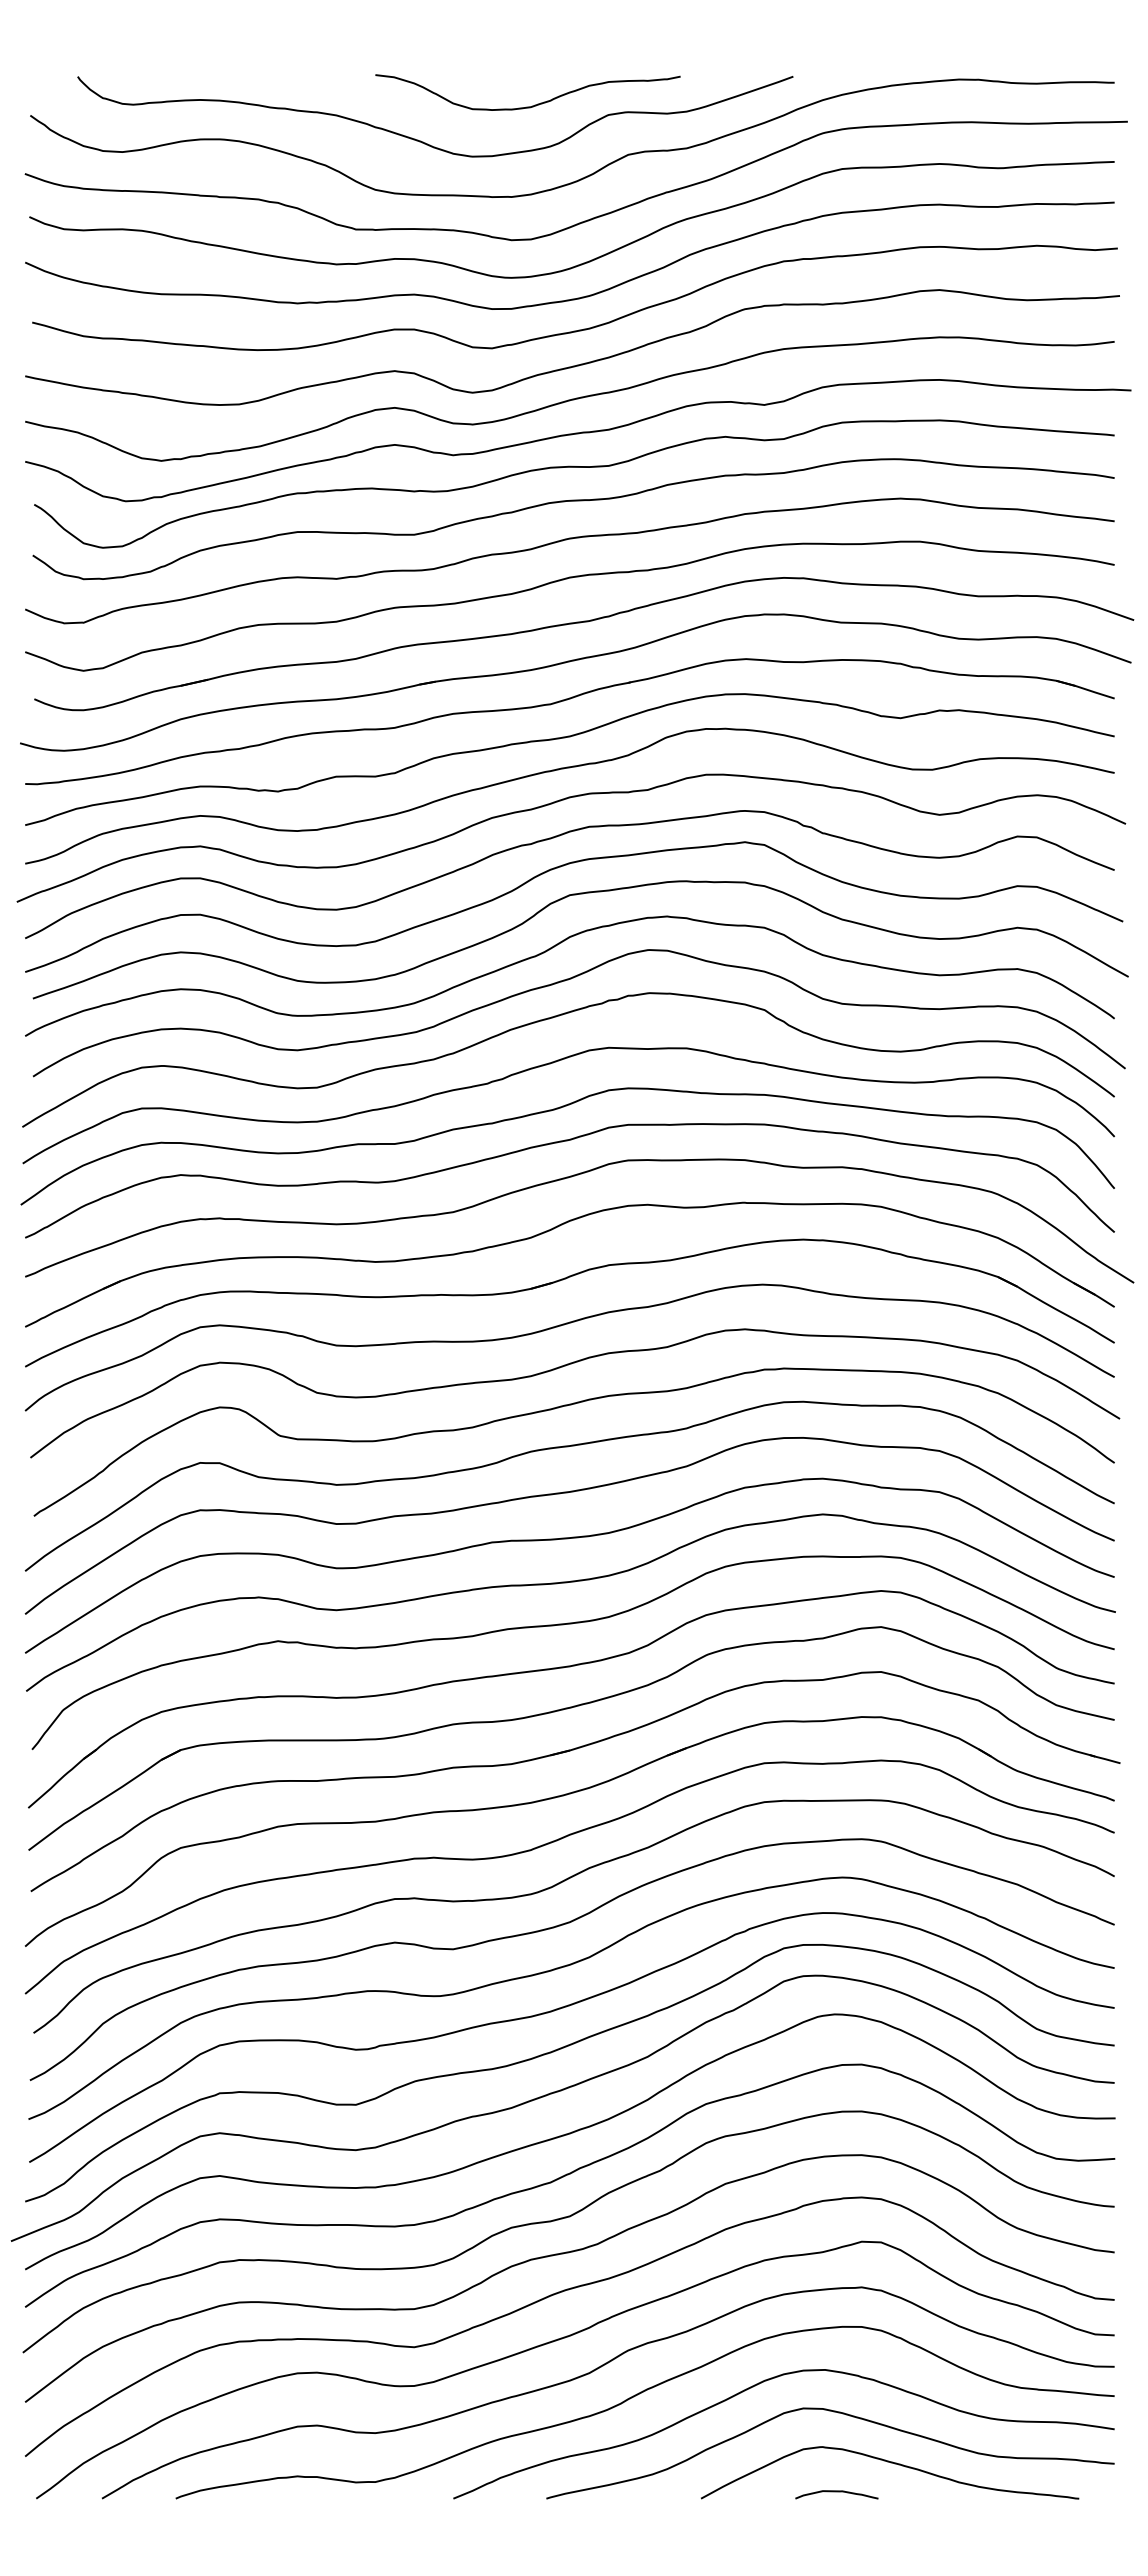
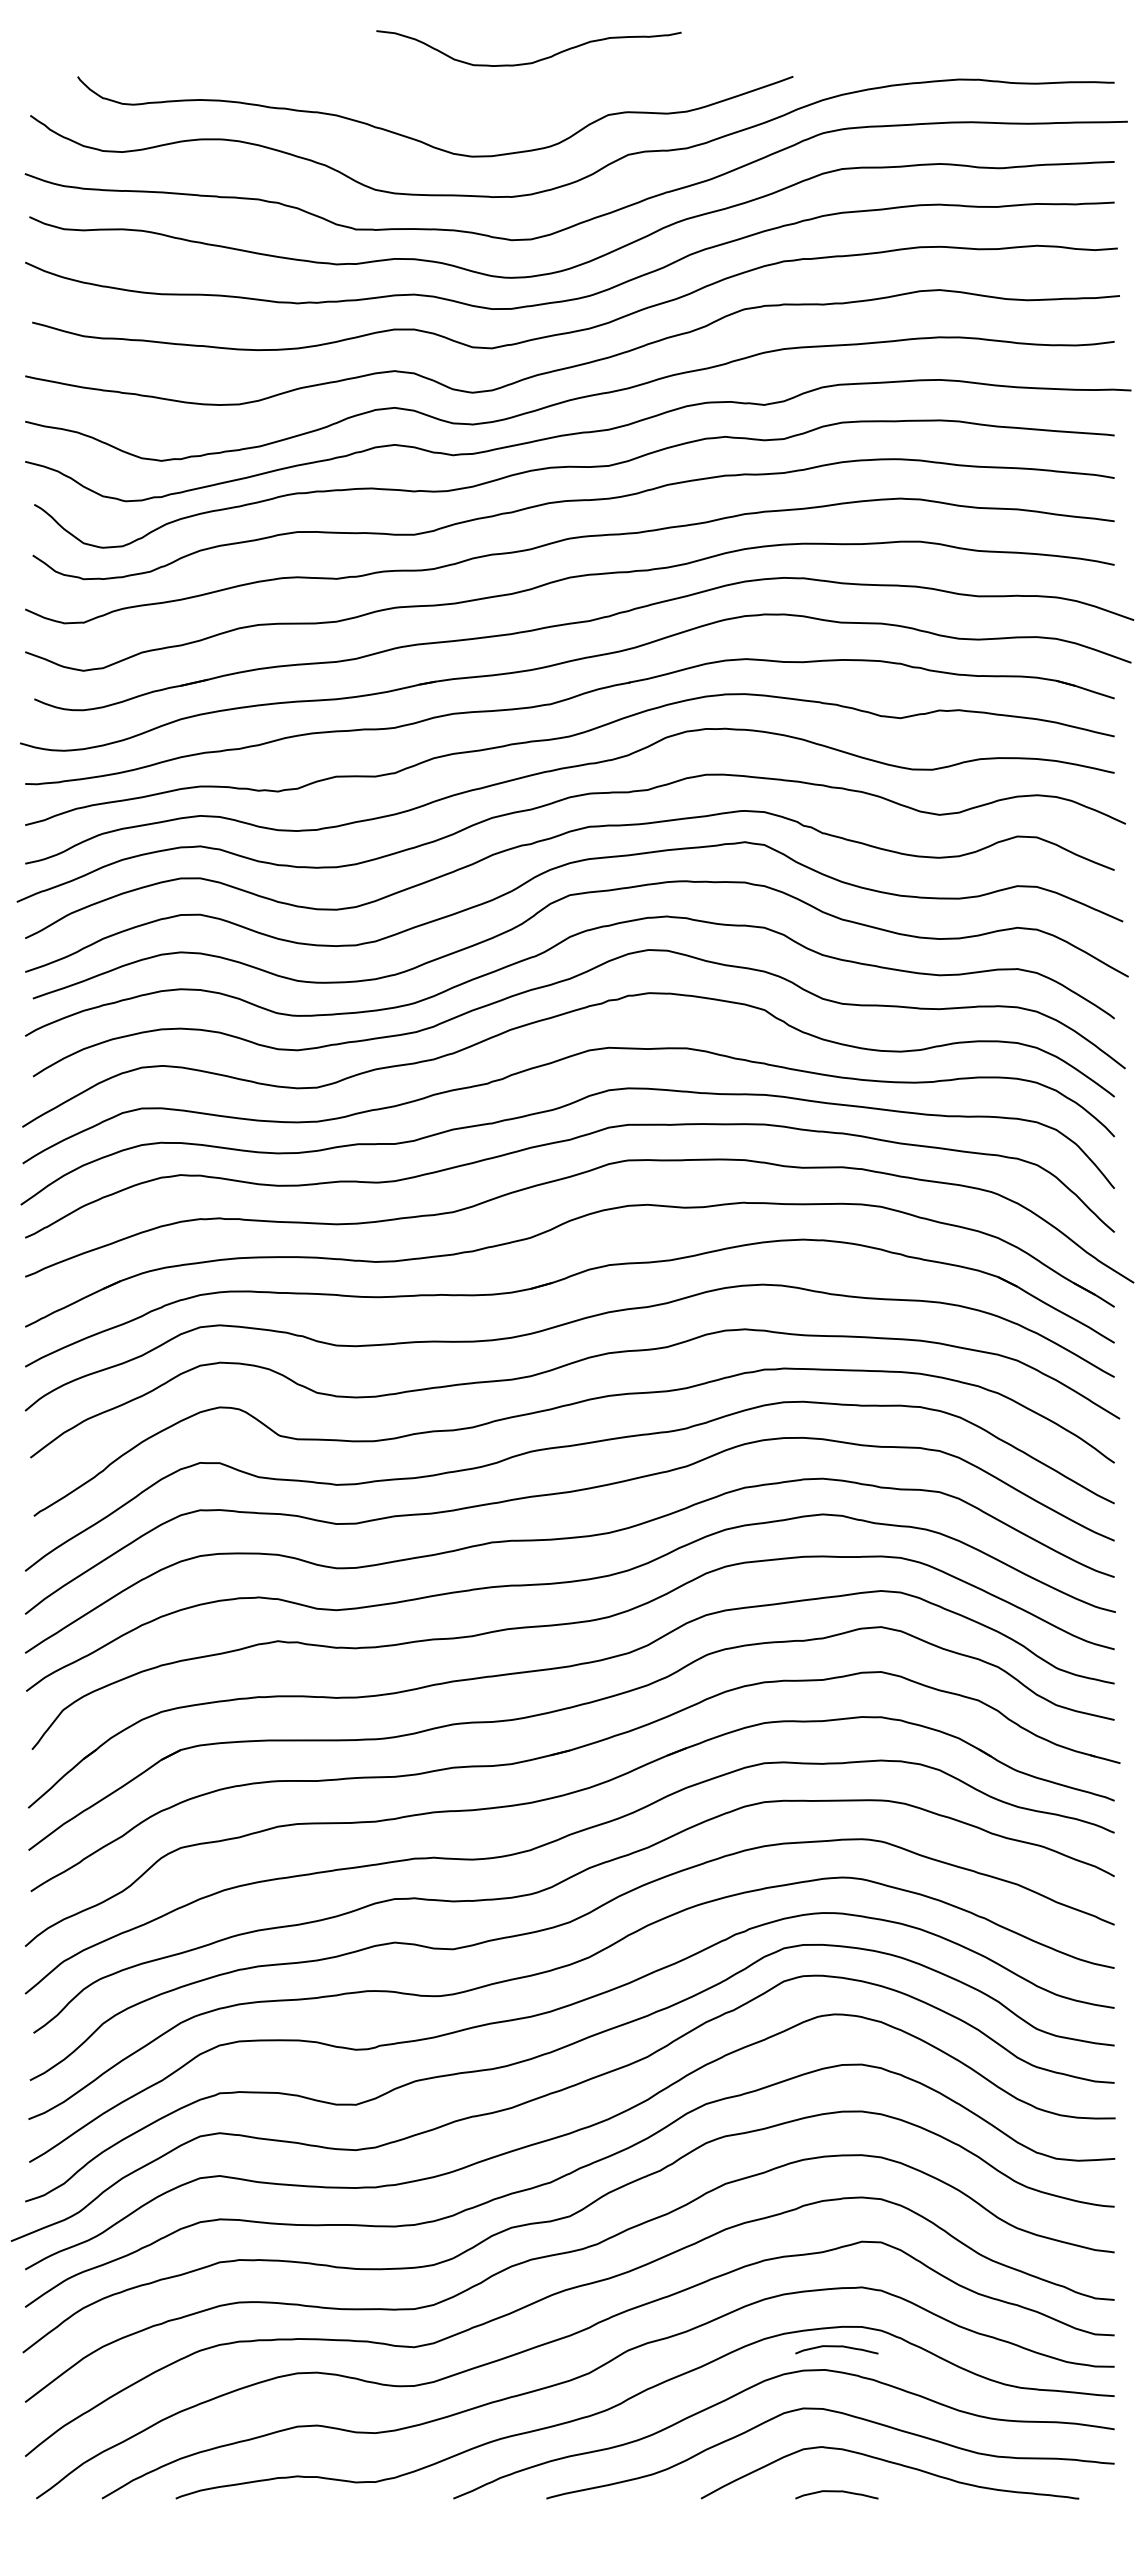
curve position: (532, 105) -> (533, 61) (533, 61)
curve: none -> present (836, 2347)
